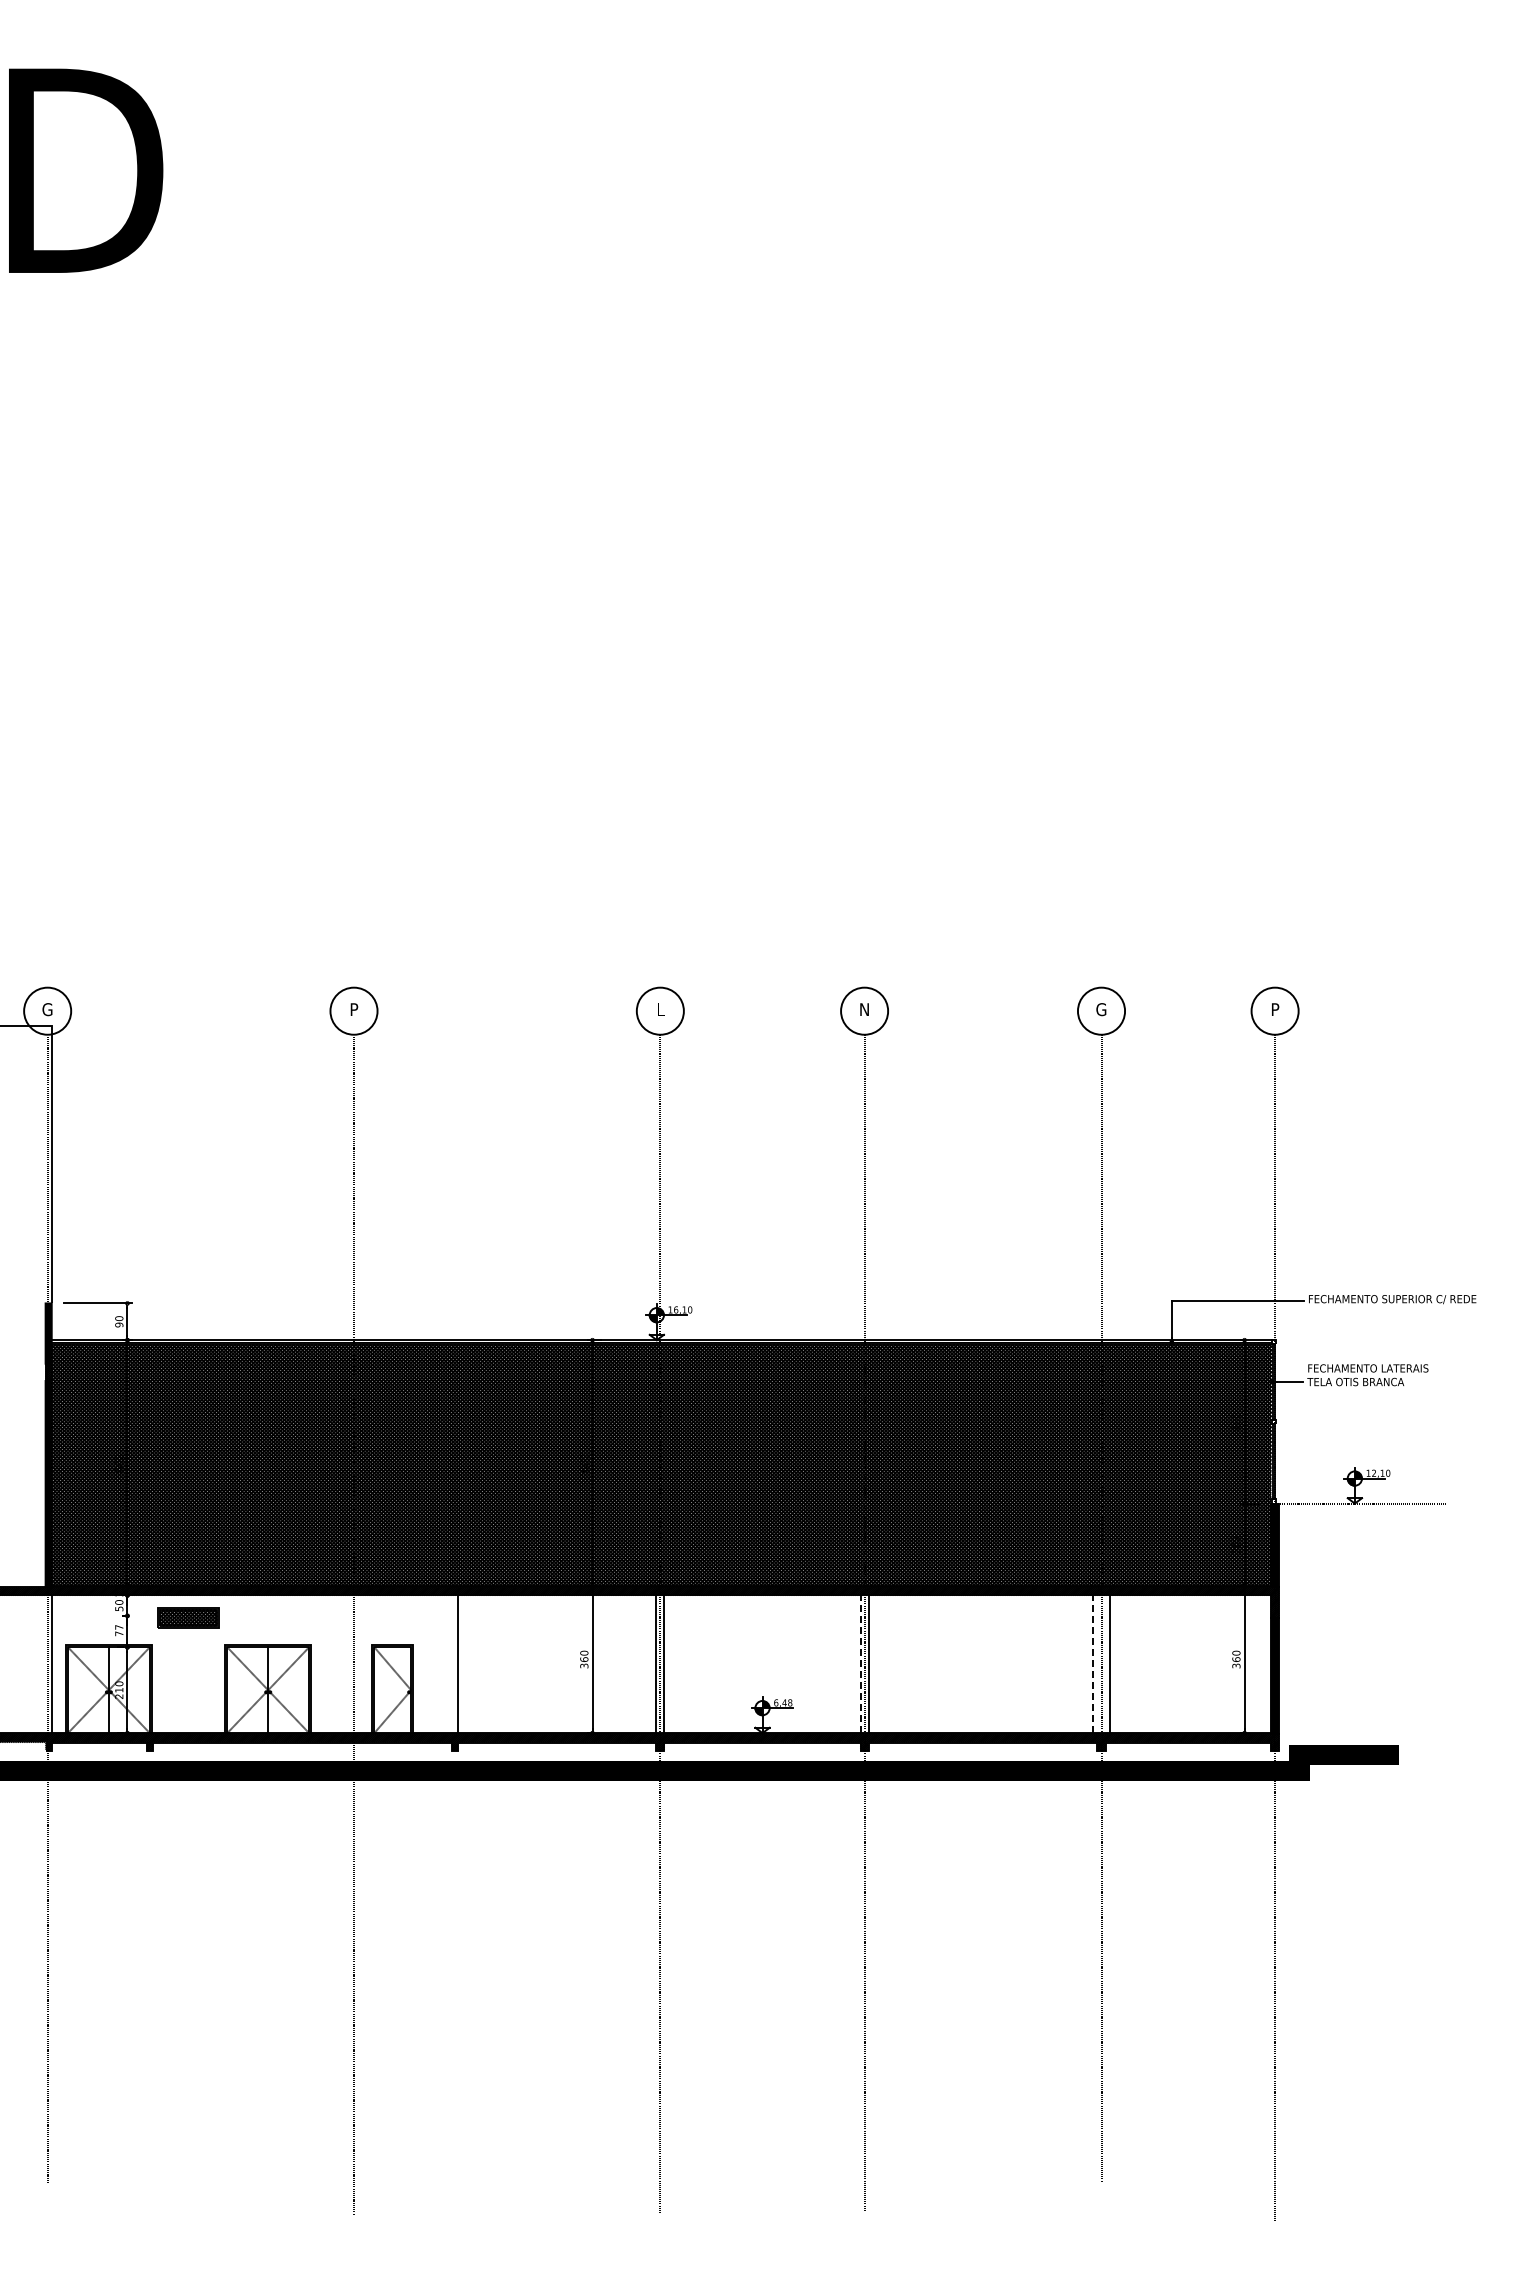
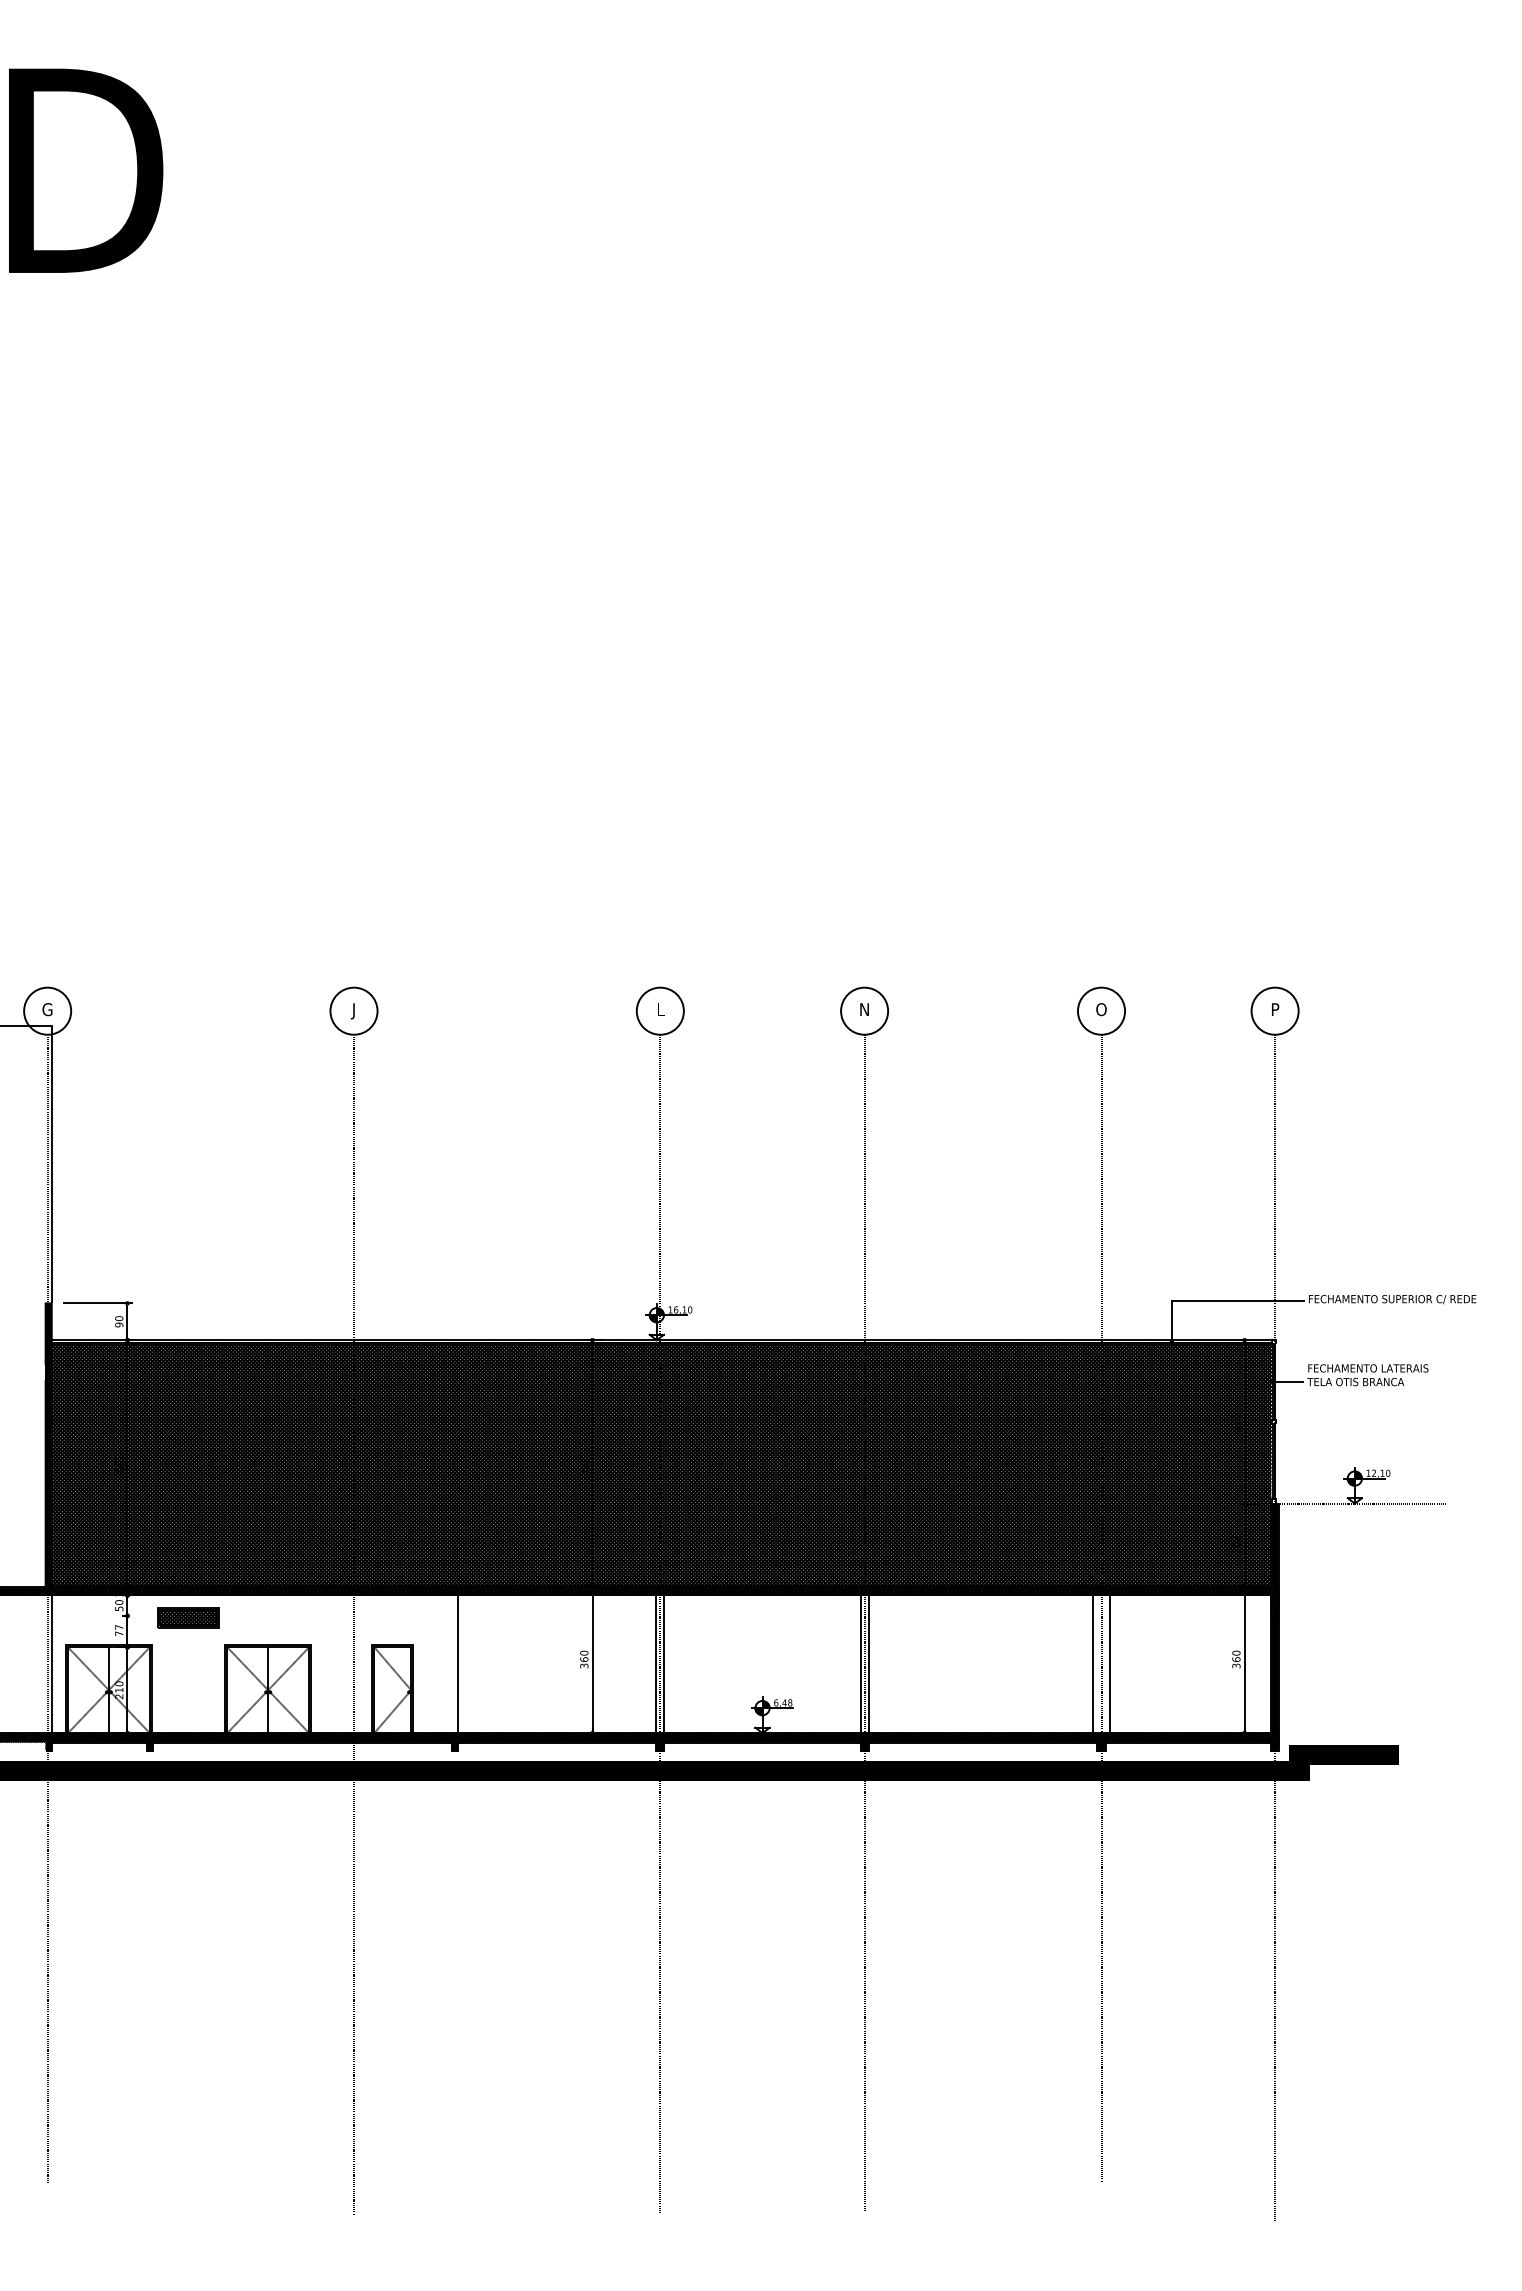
text: G -> O (1101, 1009)
text: P -> J (354, 1011)
line: dashed -> solid (860, 1664)
line: dashed -> solid (1093, 1664)
